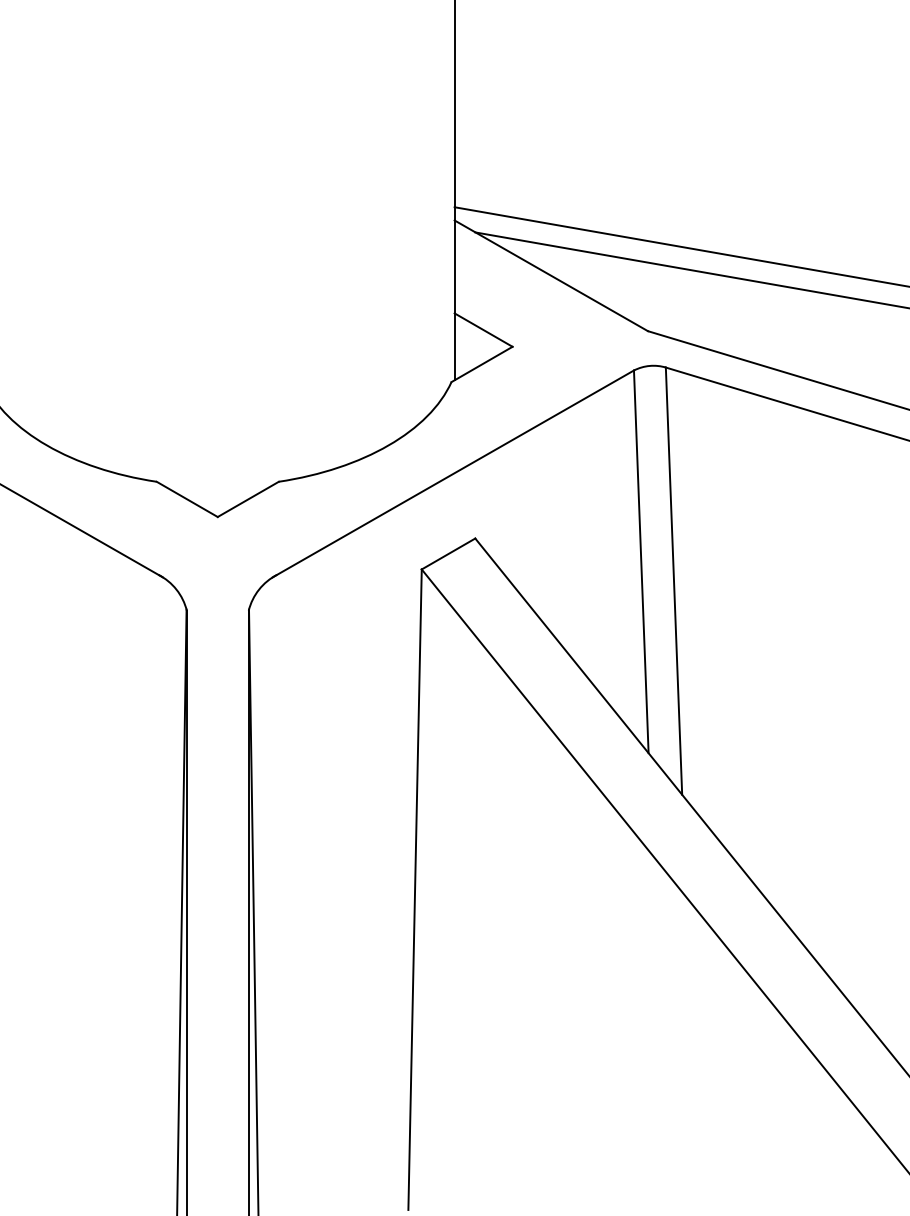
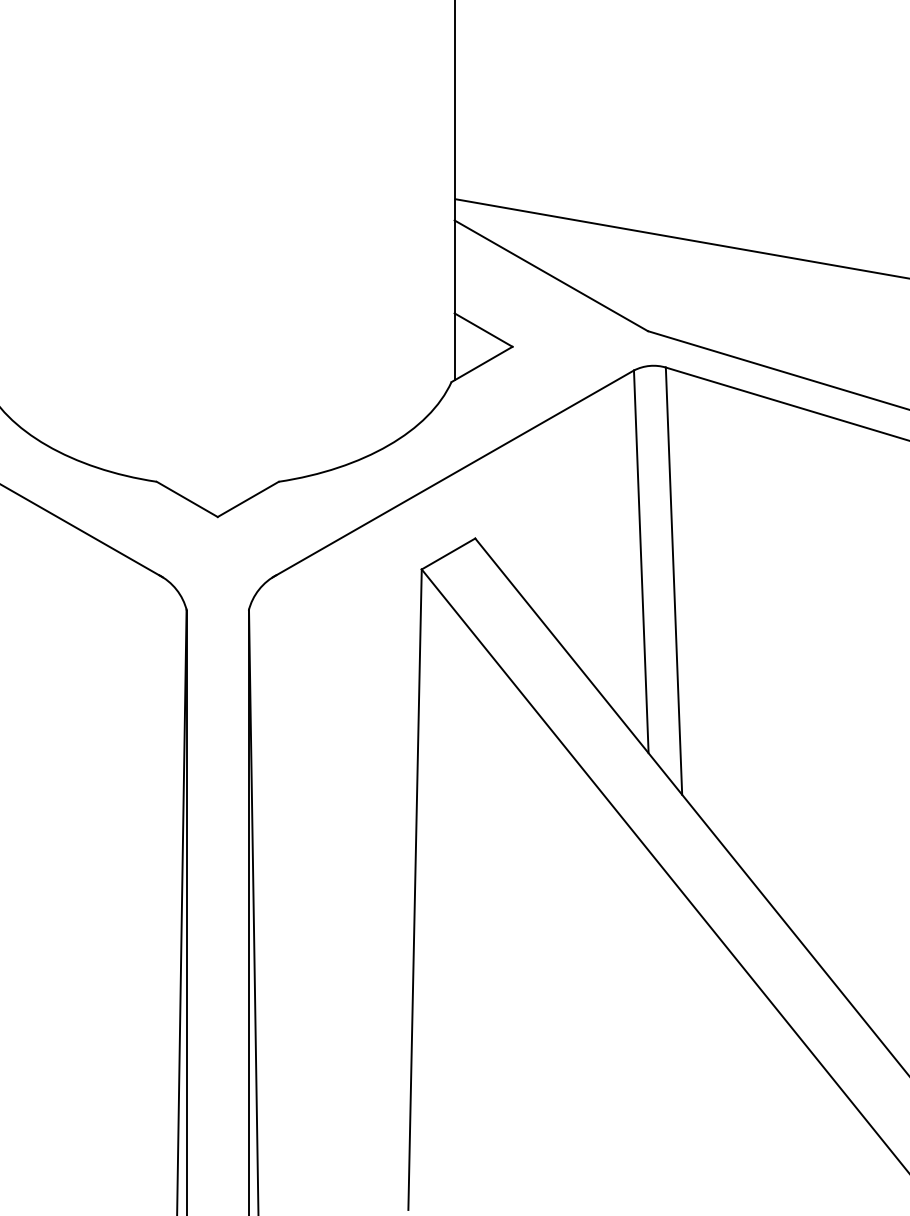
line position: (680, 246) -> (680, 238) (680, 238)
line: present -> none (690, 269)
